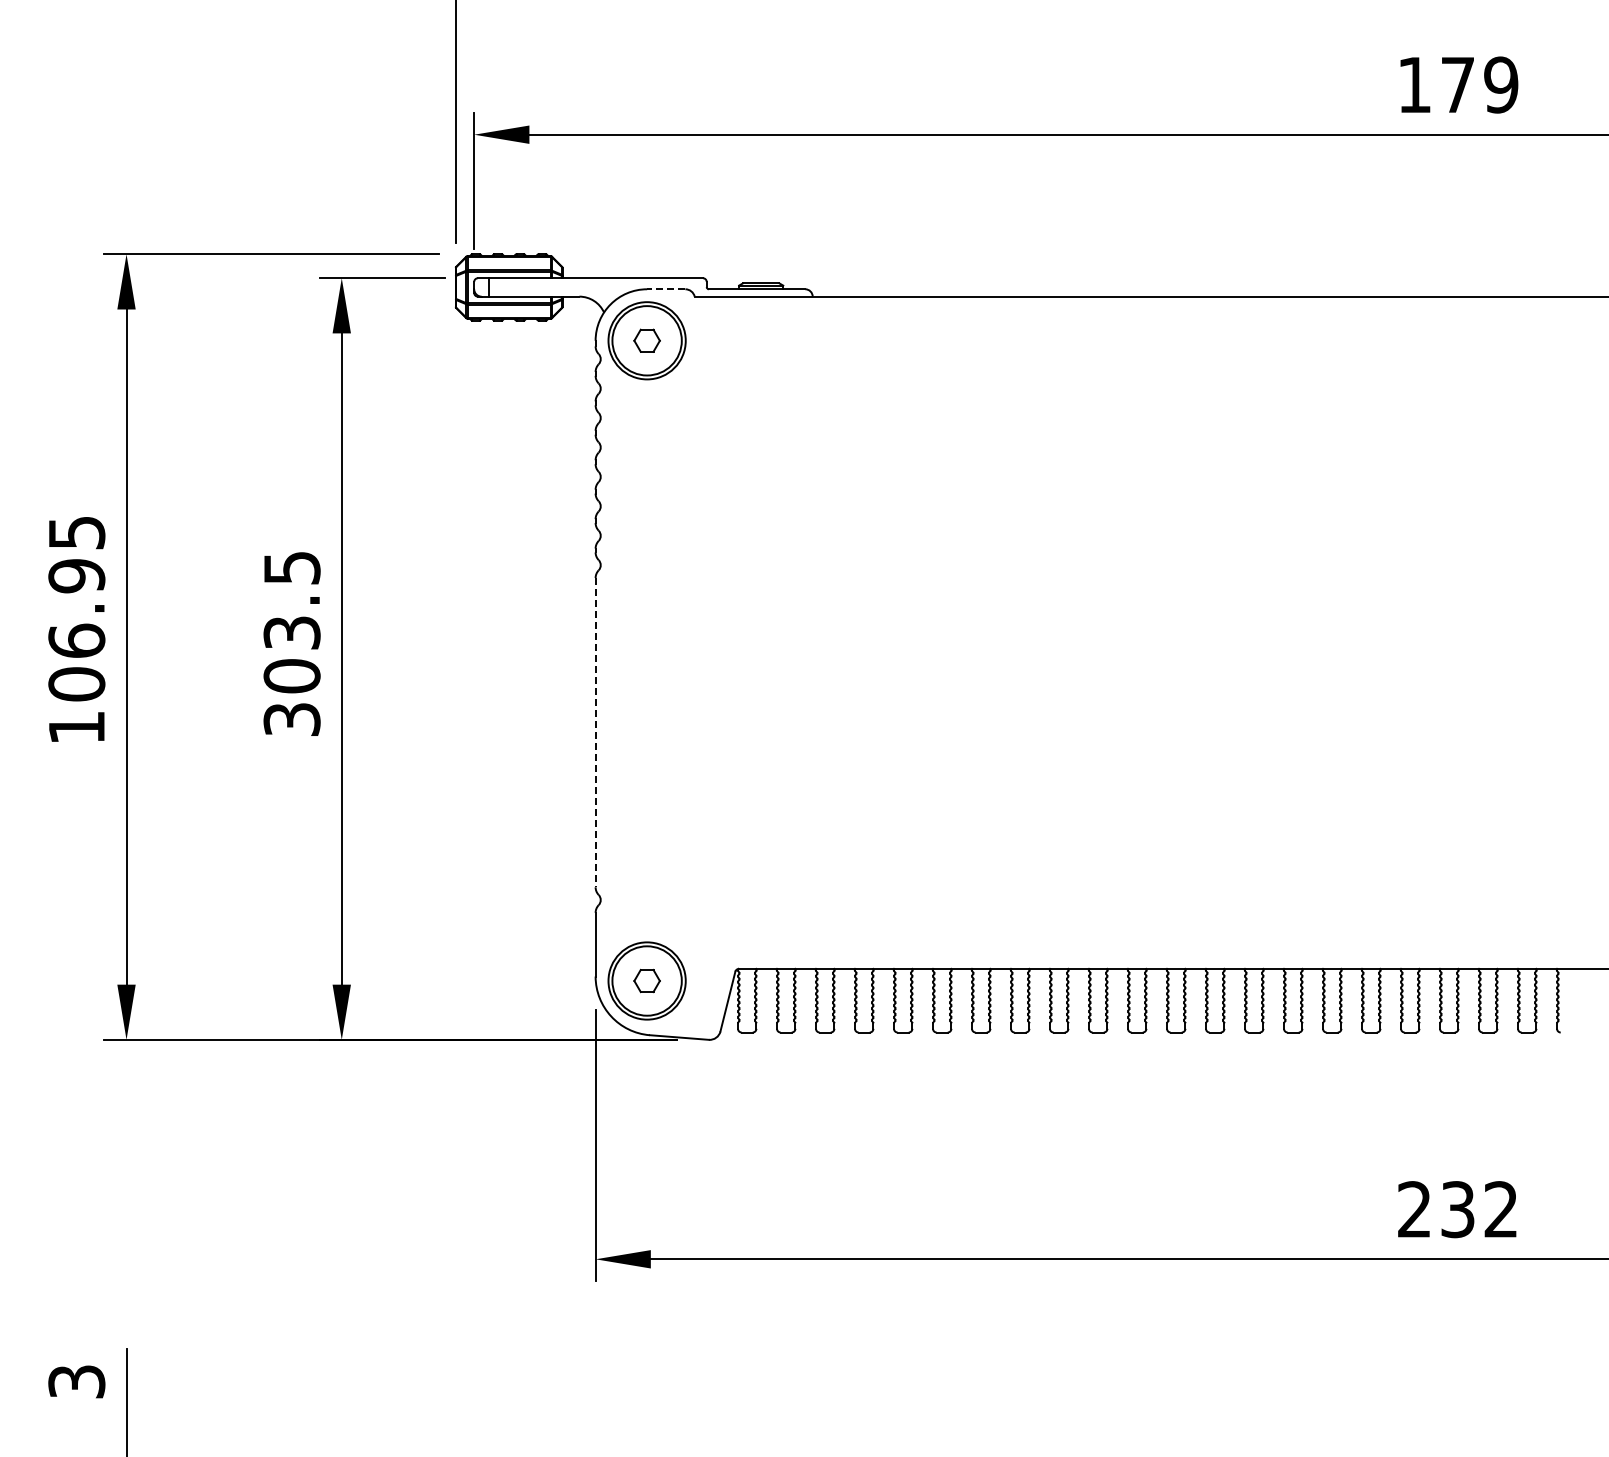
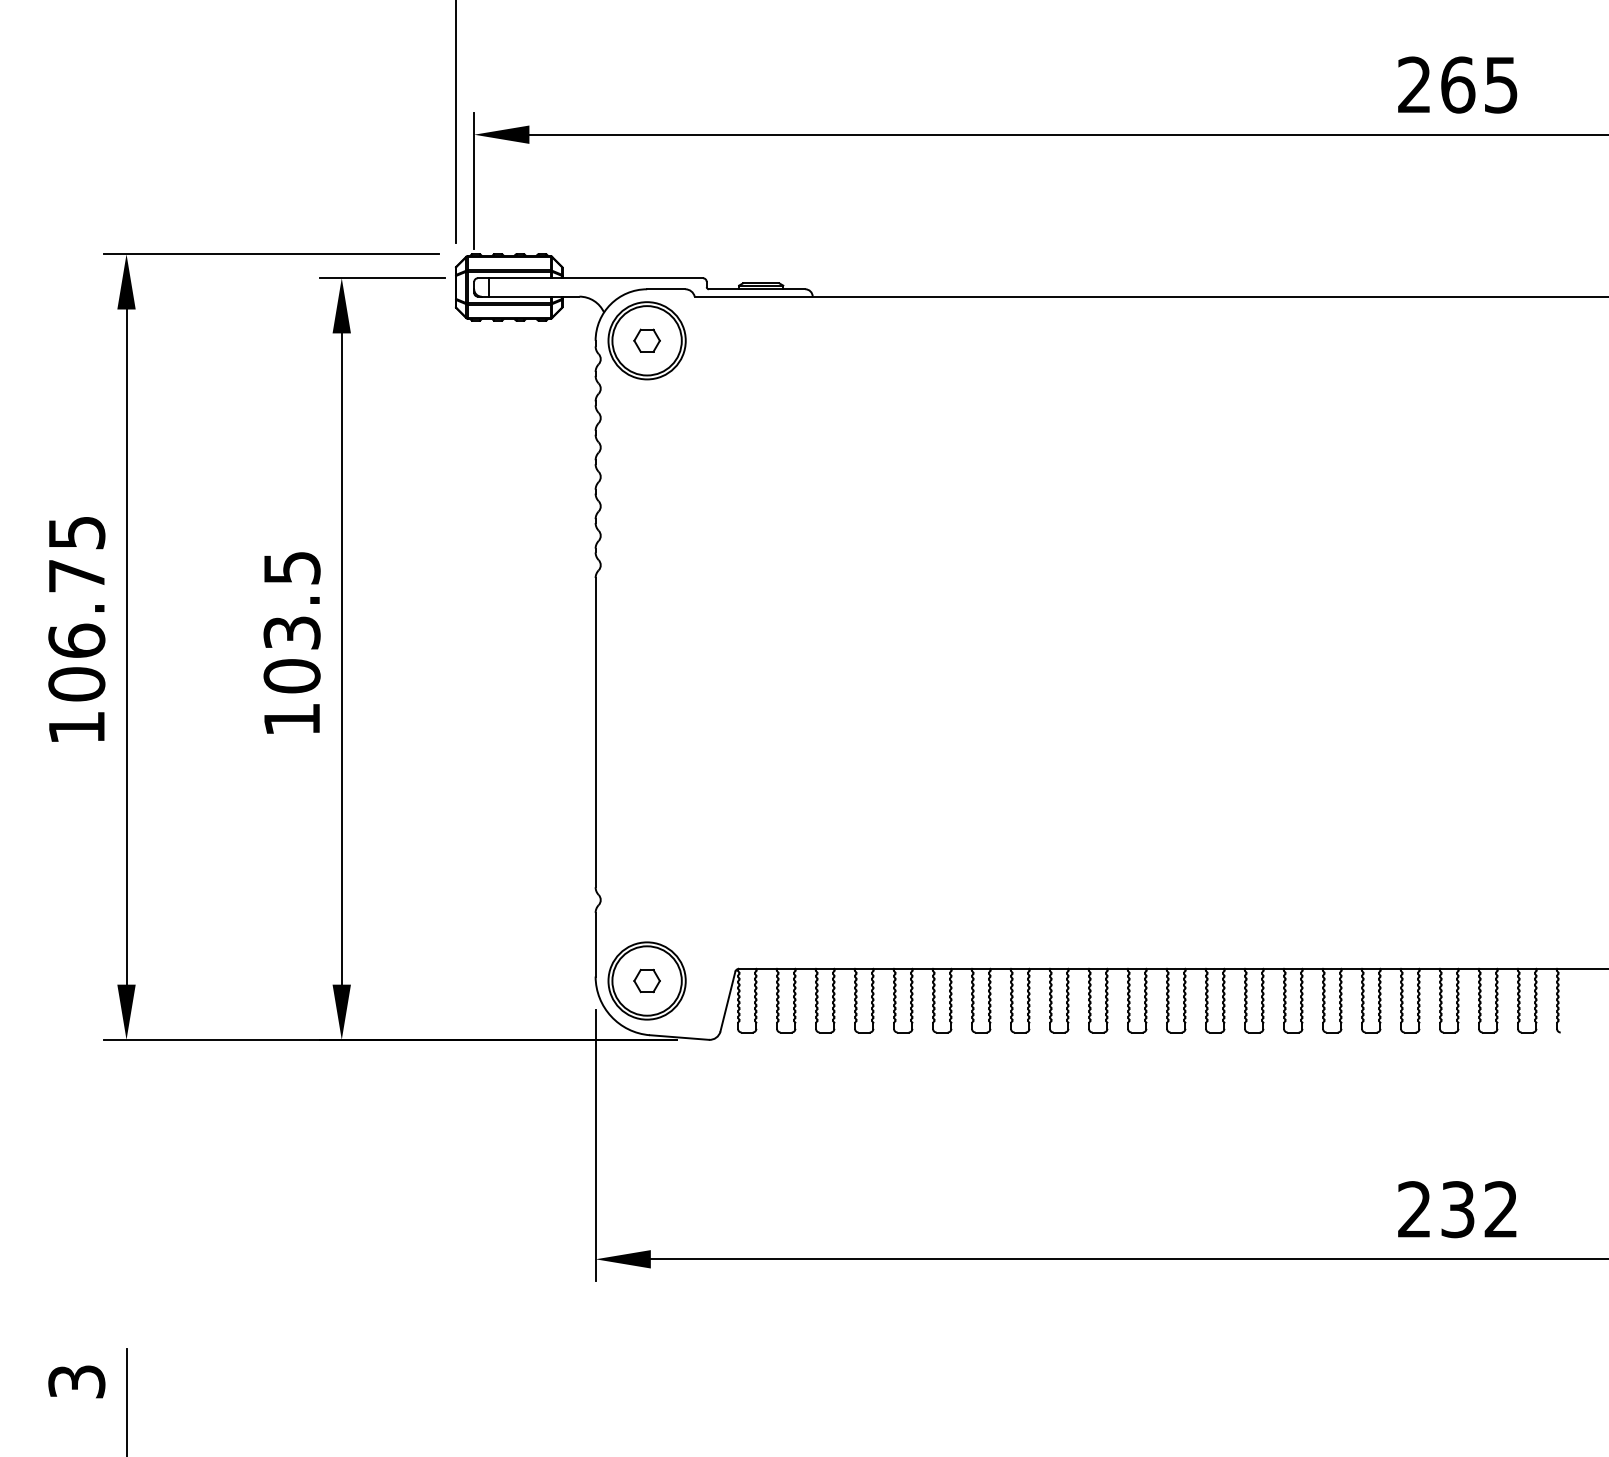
text: 179 -> 265 (1458, 84)
line: dashed -> solid (665, 289)
text: 106.95 -> 106.75 (76, 576)
text: 303.5 -> 103.5 (291, 719)
line: dashed -> solid (595, 732)
